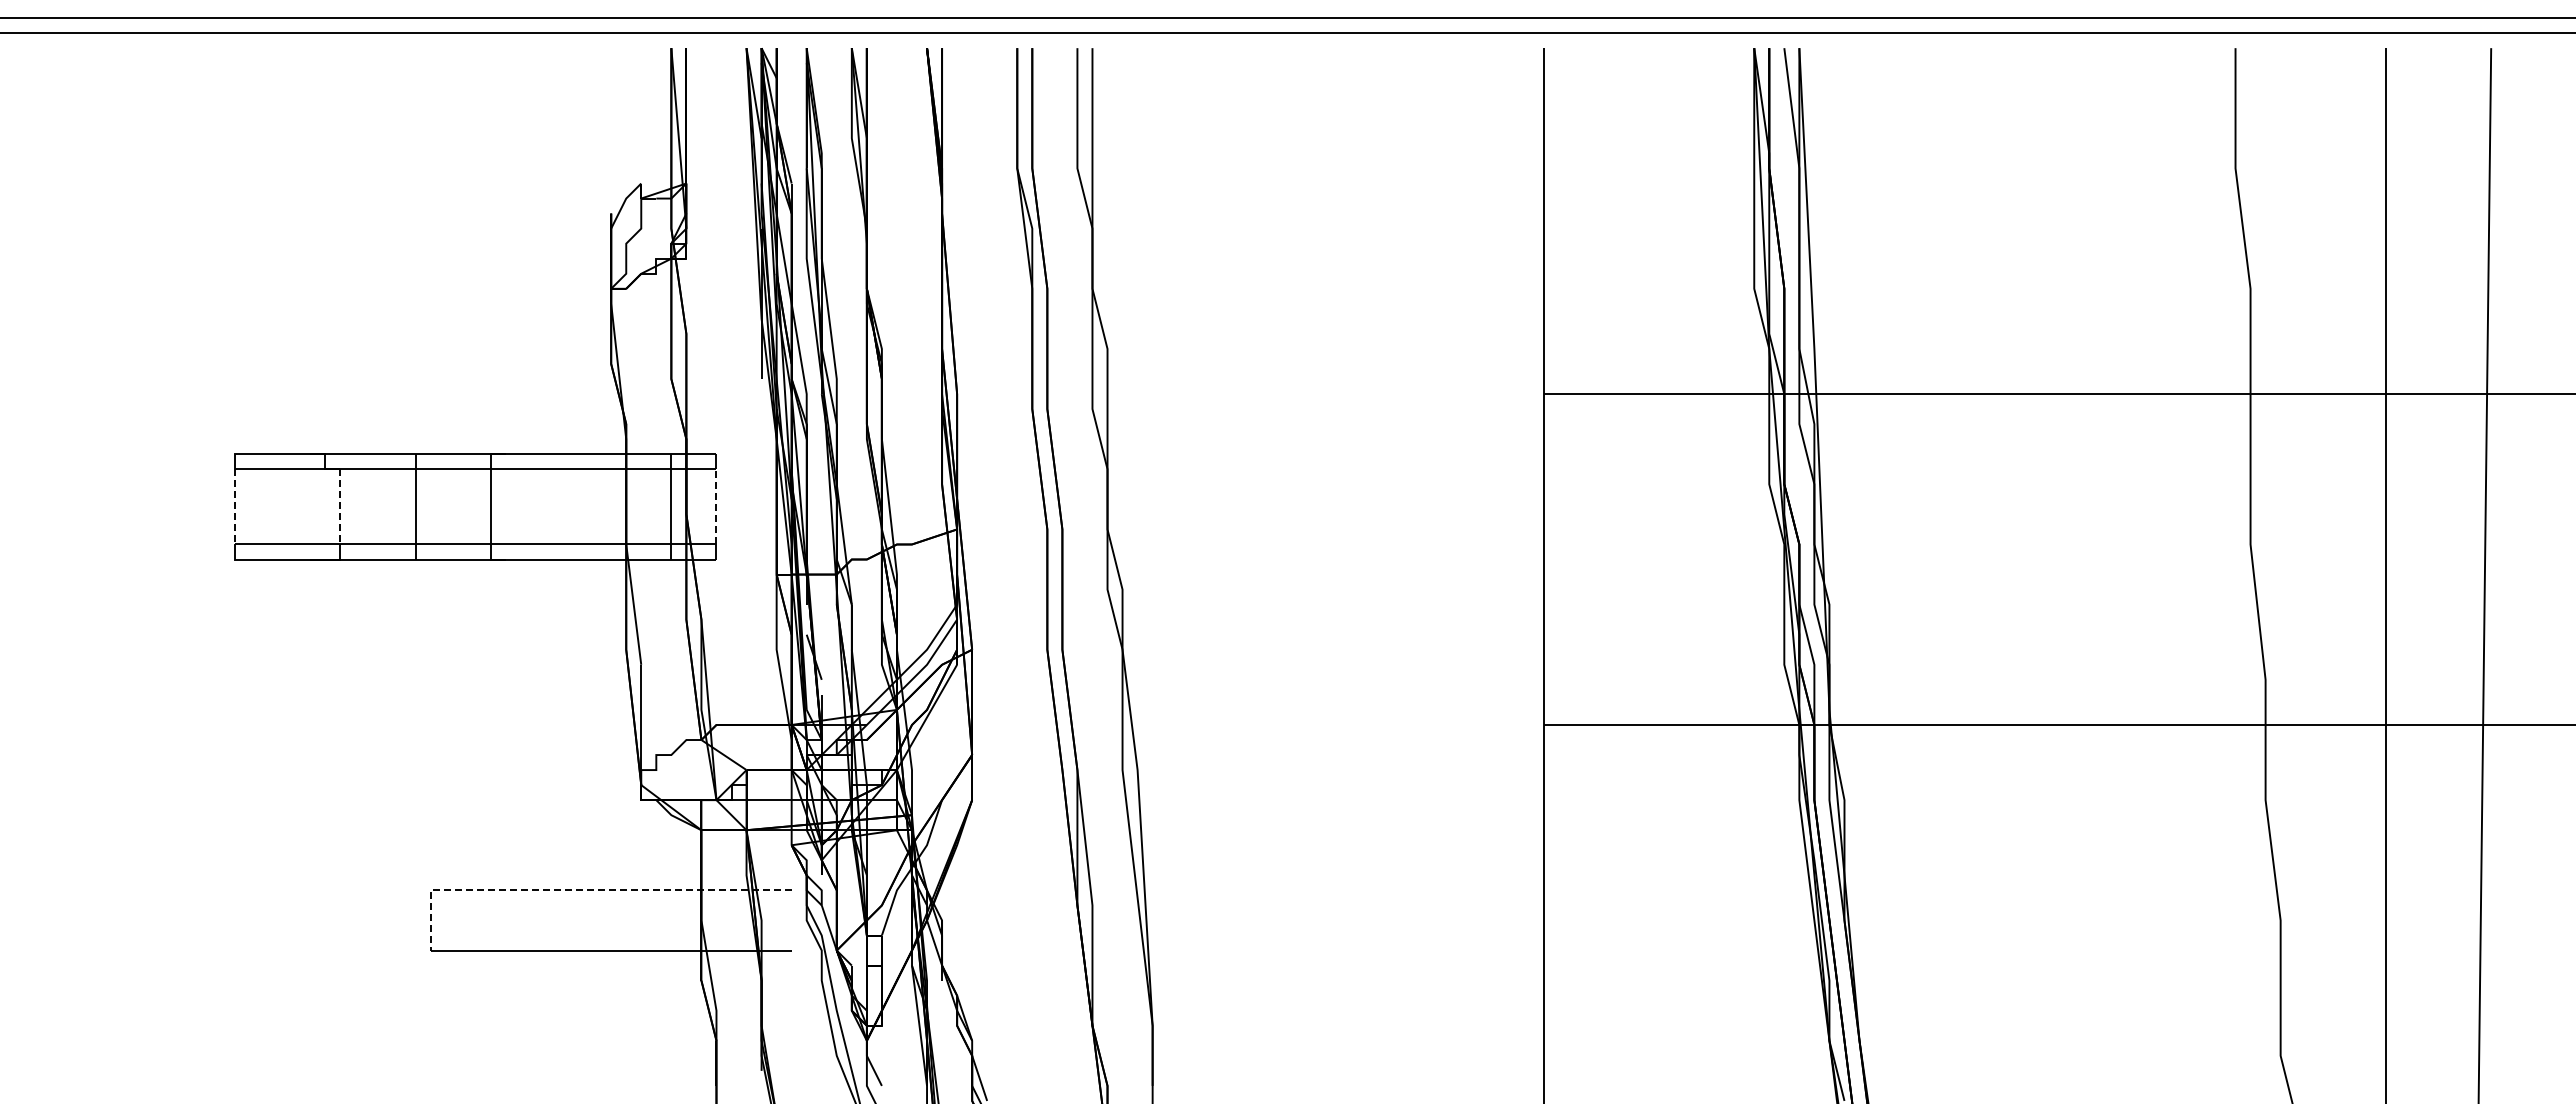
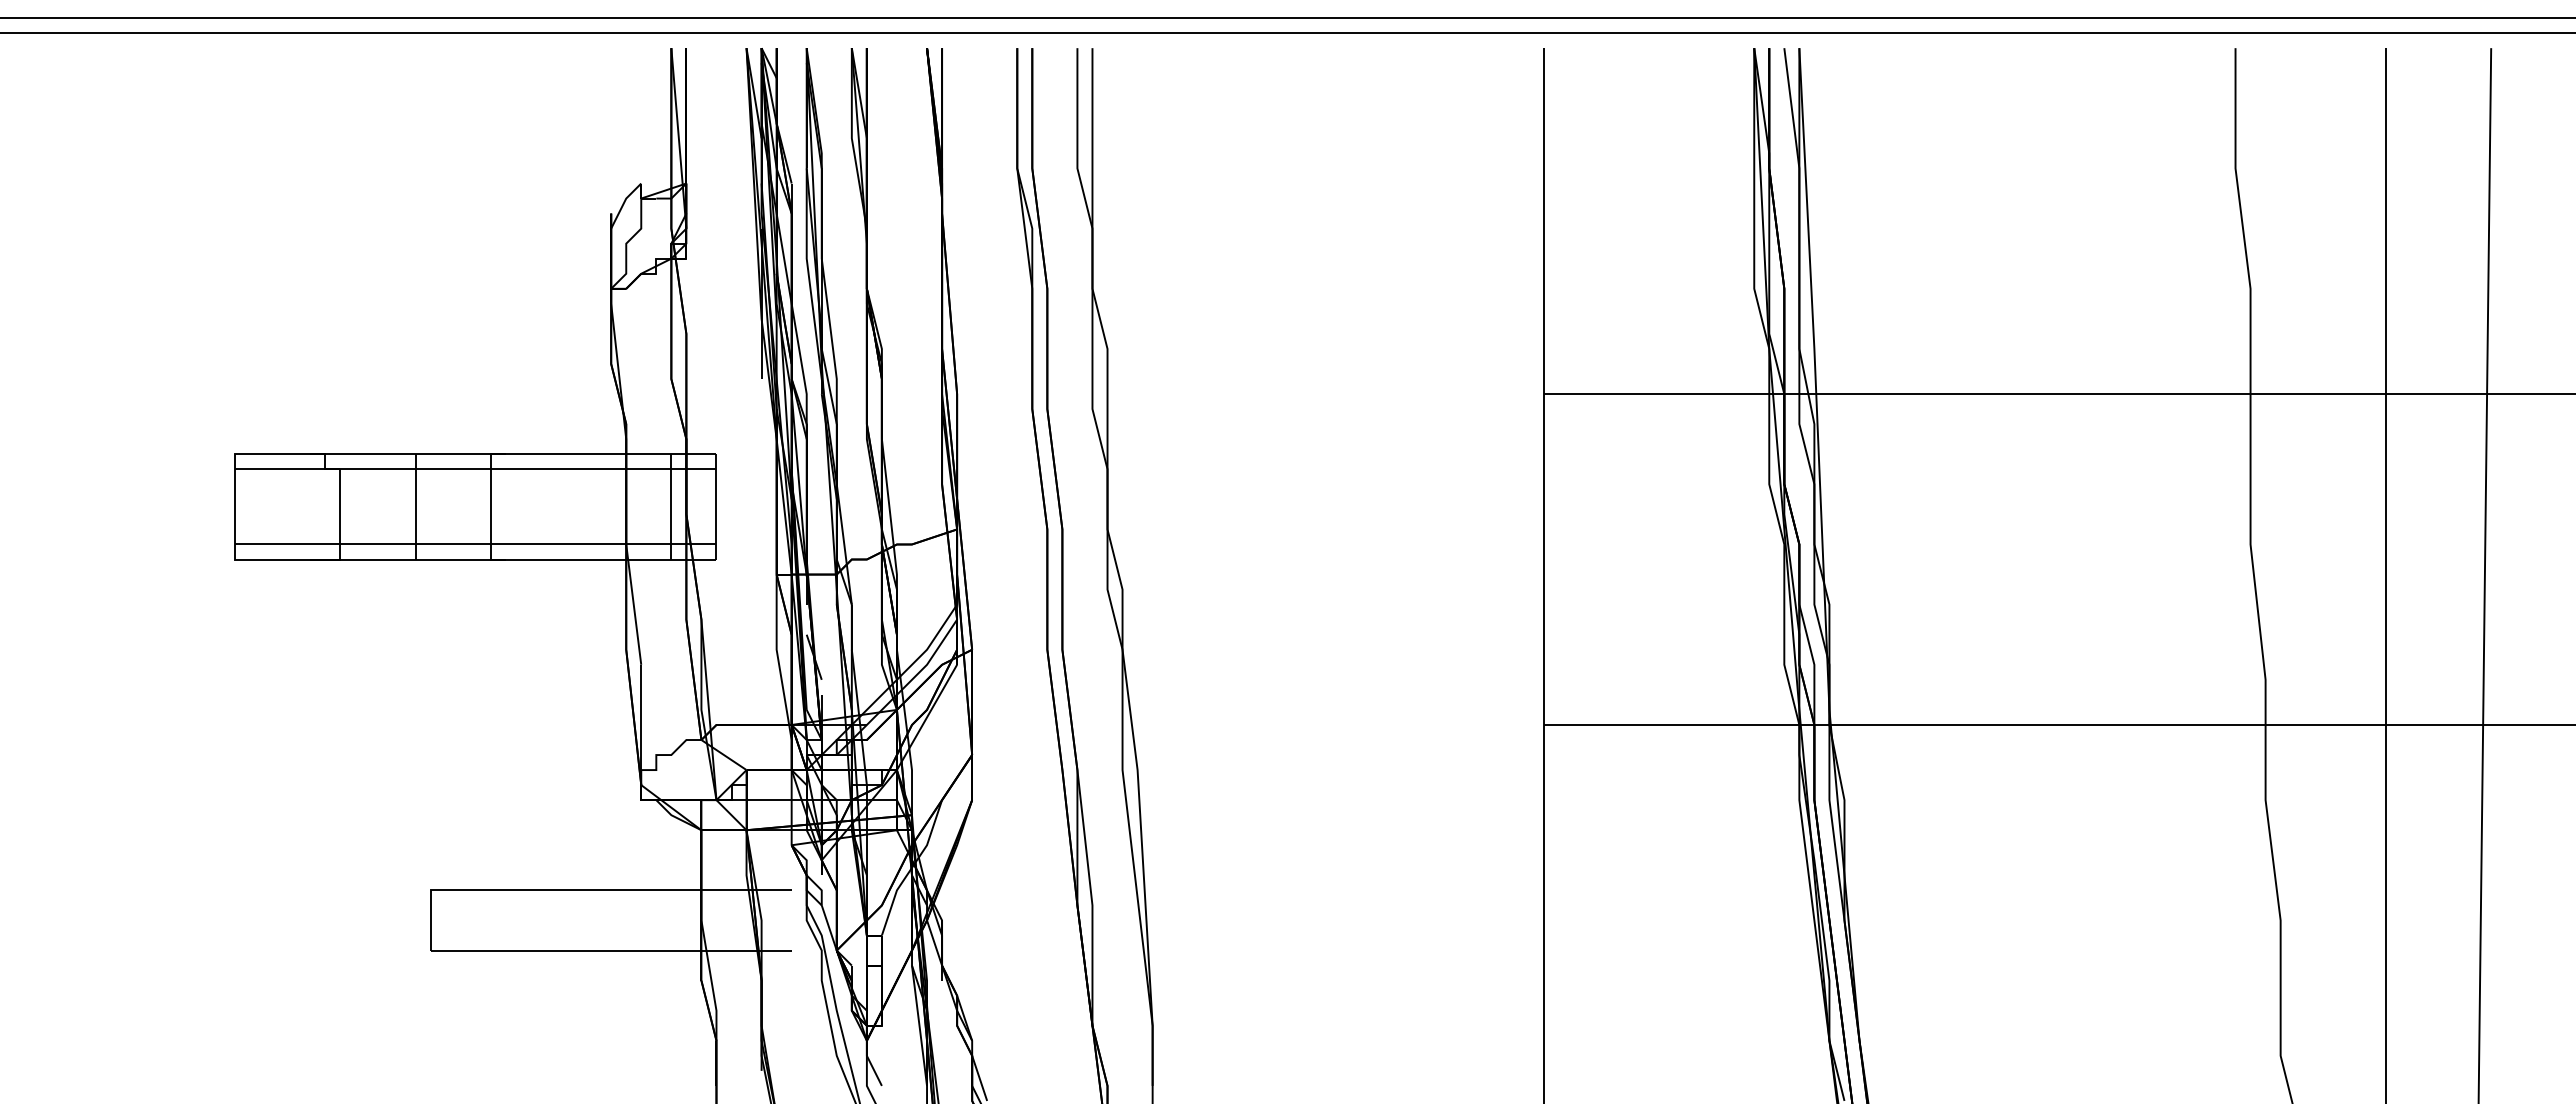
line: dashed -> solid (235, 506)
line: dashed -> solid (340, 506)
line: dashed -> solid (716, 506)
line: dashed -> solid (579, 890)
